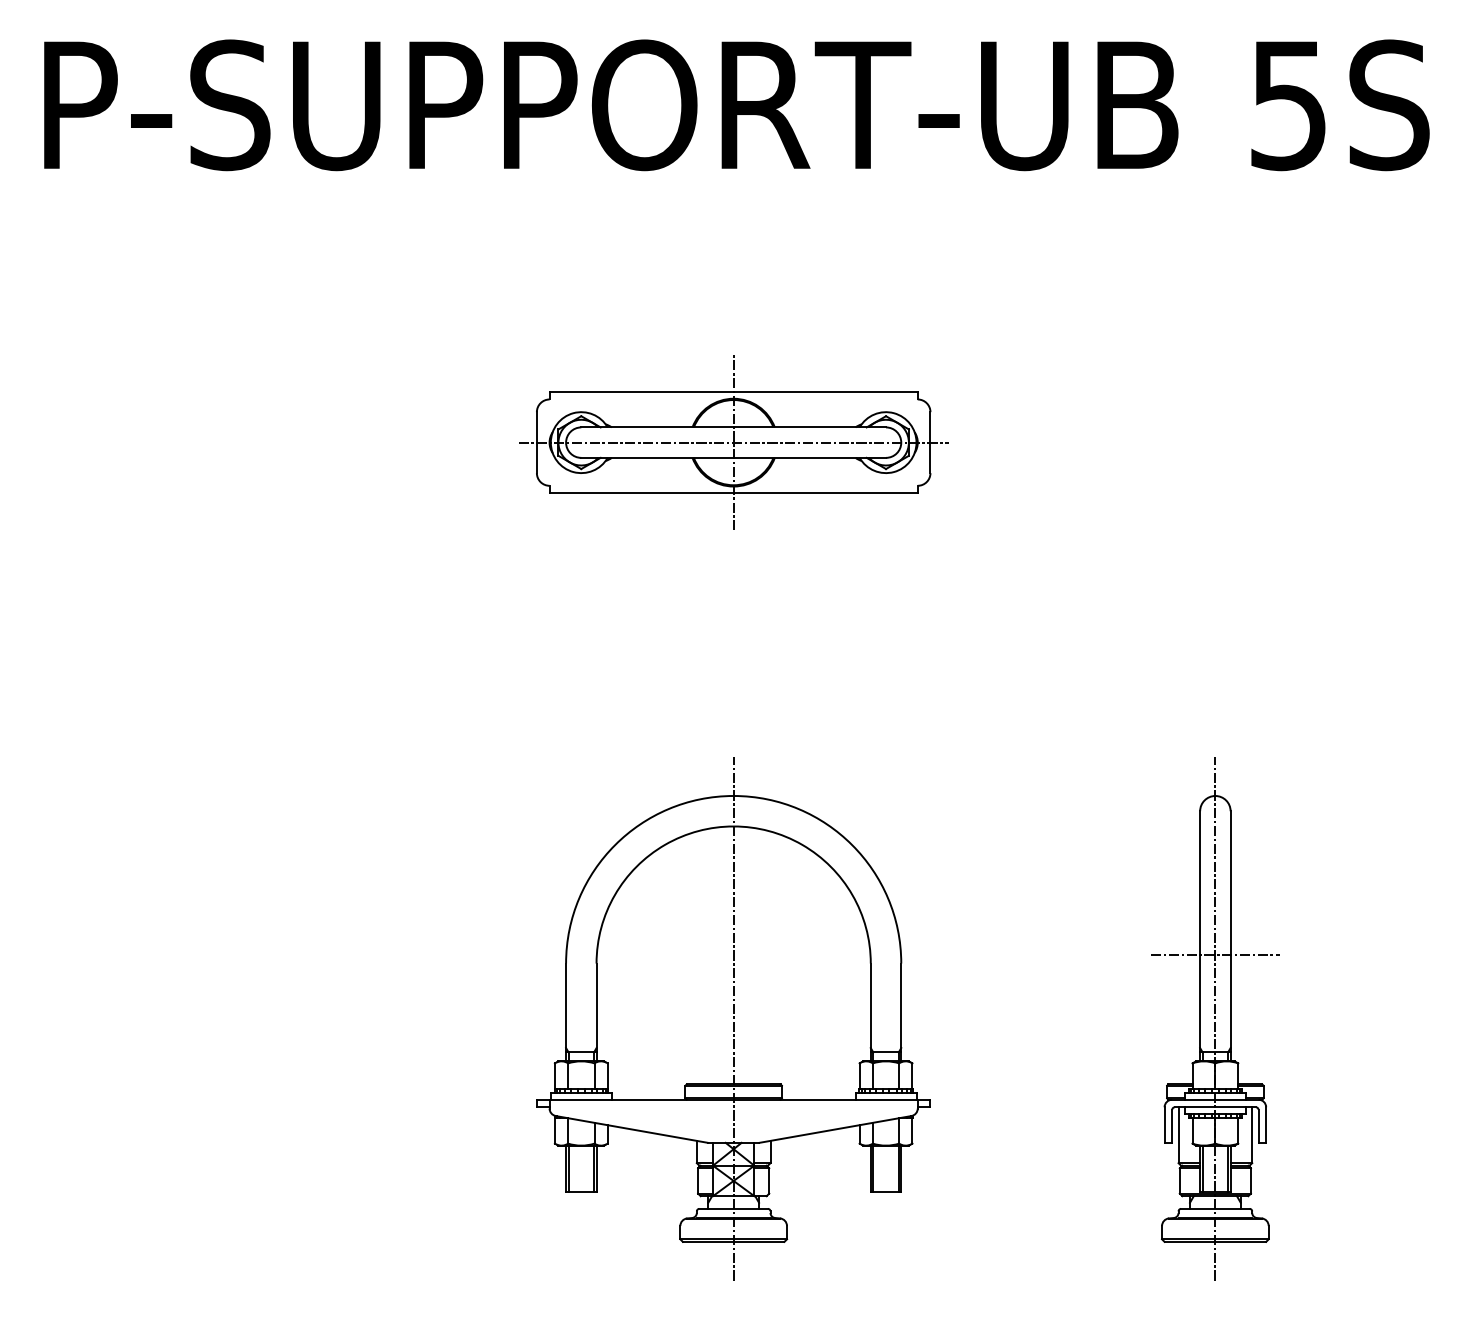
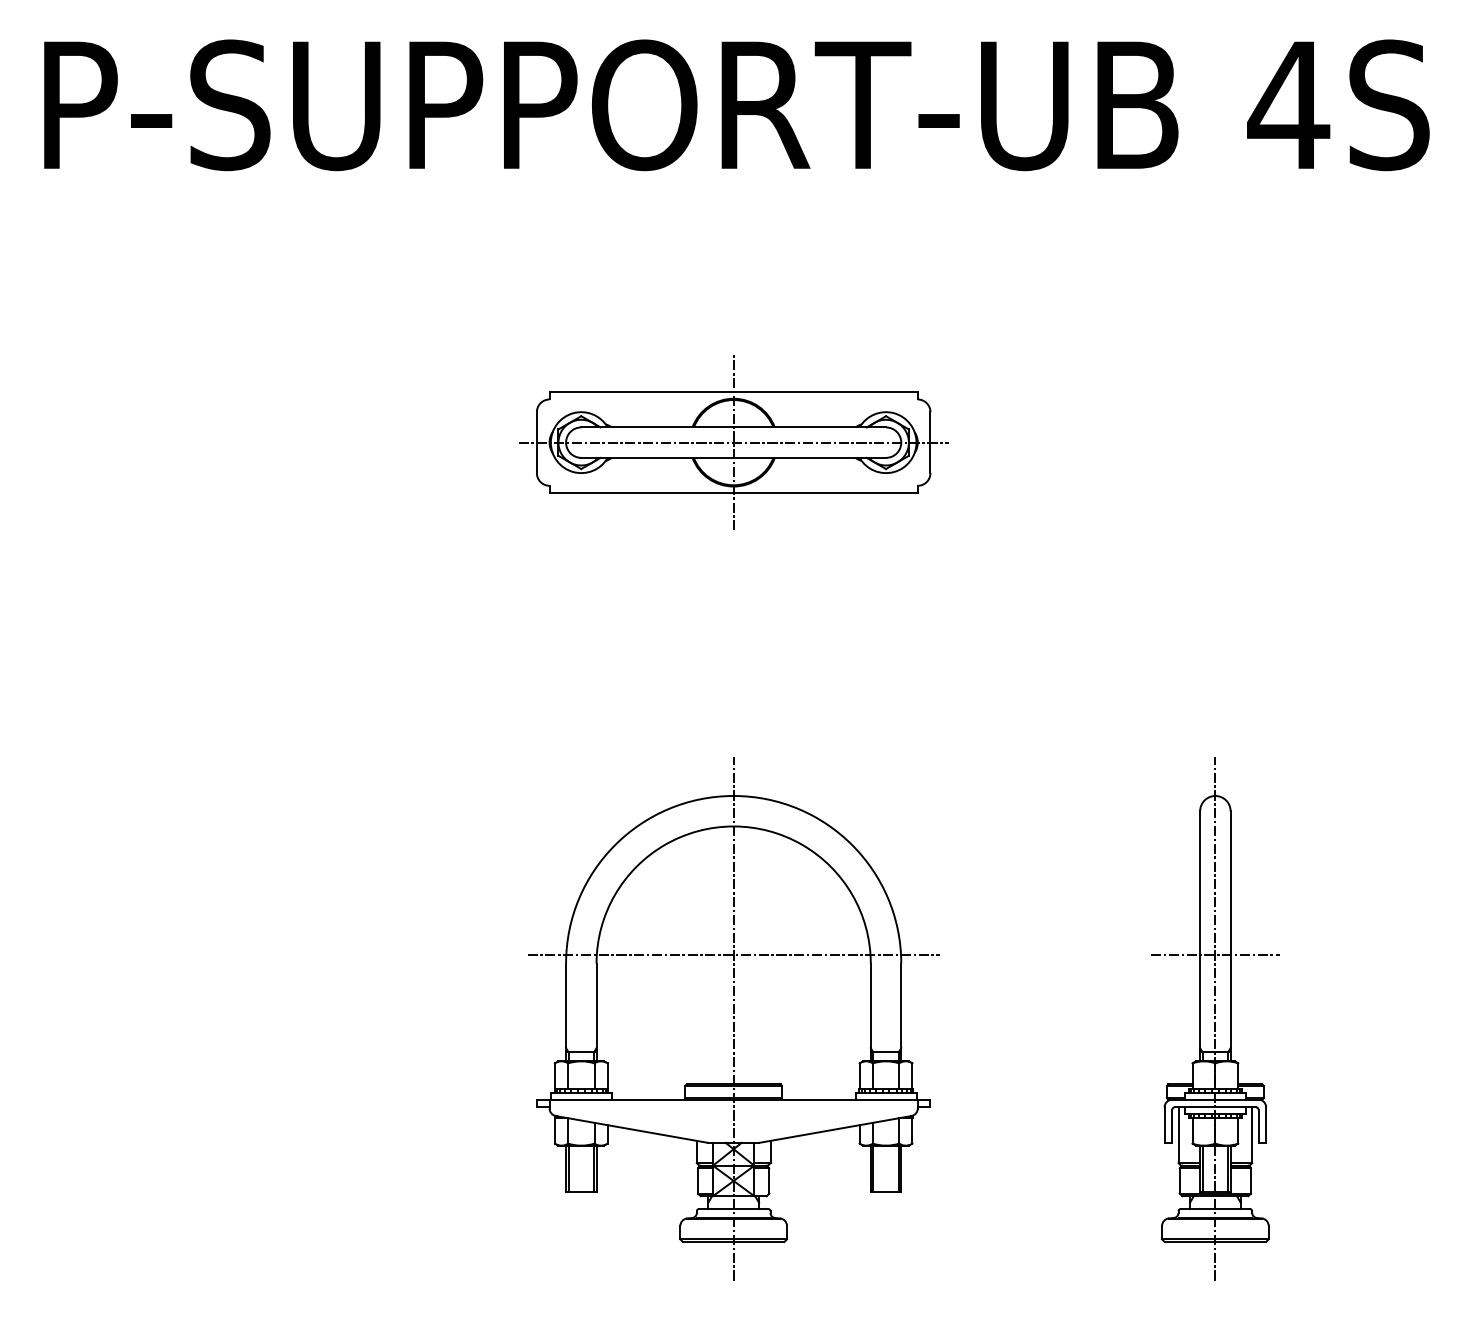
text: 5S -> 4S (1288, 106)
line: none -> present (733, 955)
